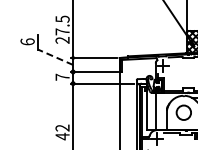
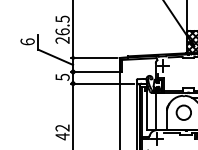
text: 27.5 -> 26.5 (62, 31)
line: dashed -> solid (55, 57)
text: 7 -> 5 (62, 76)
